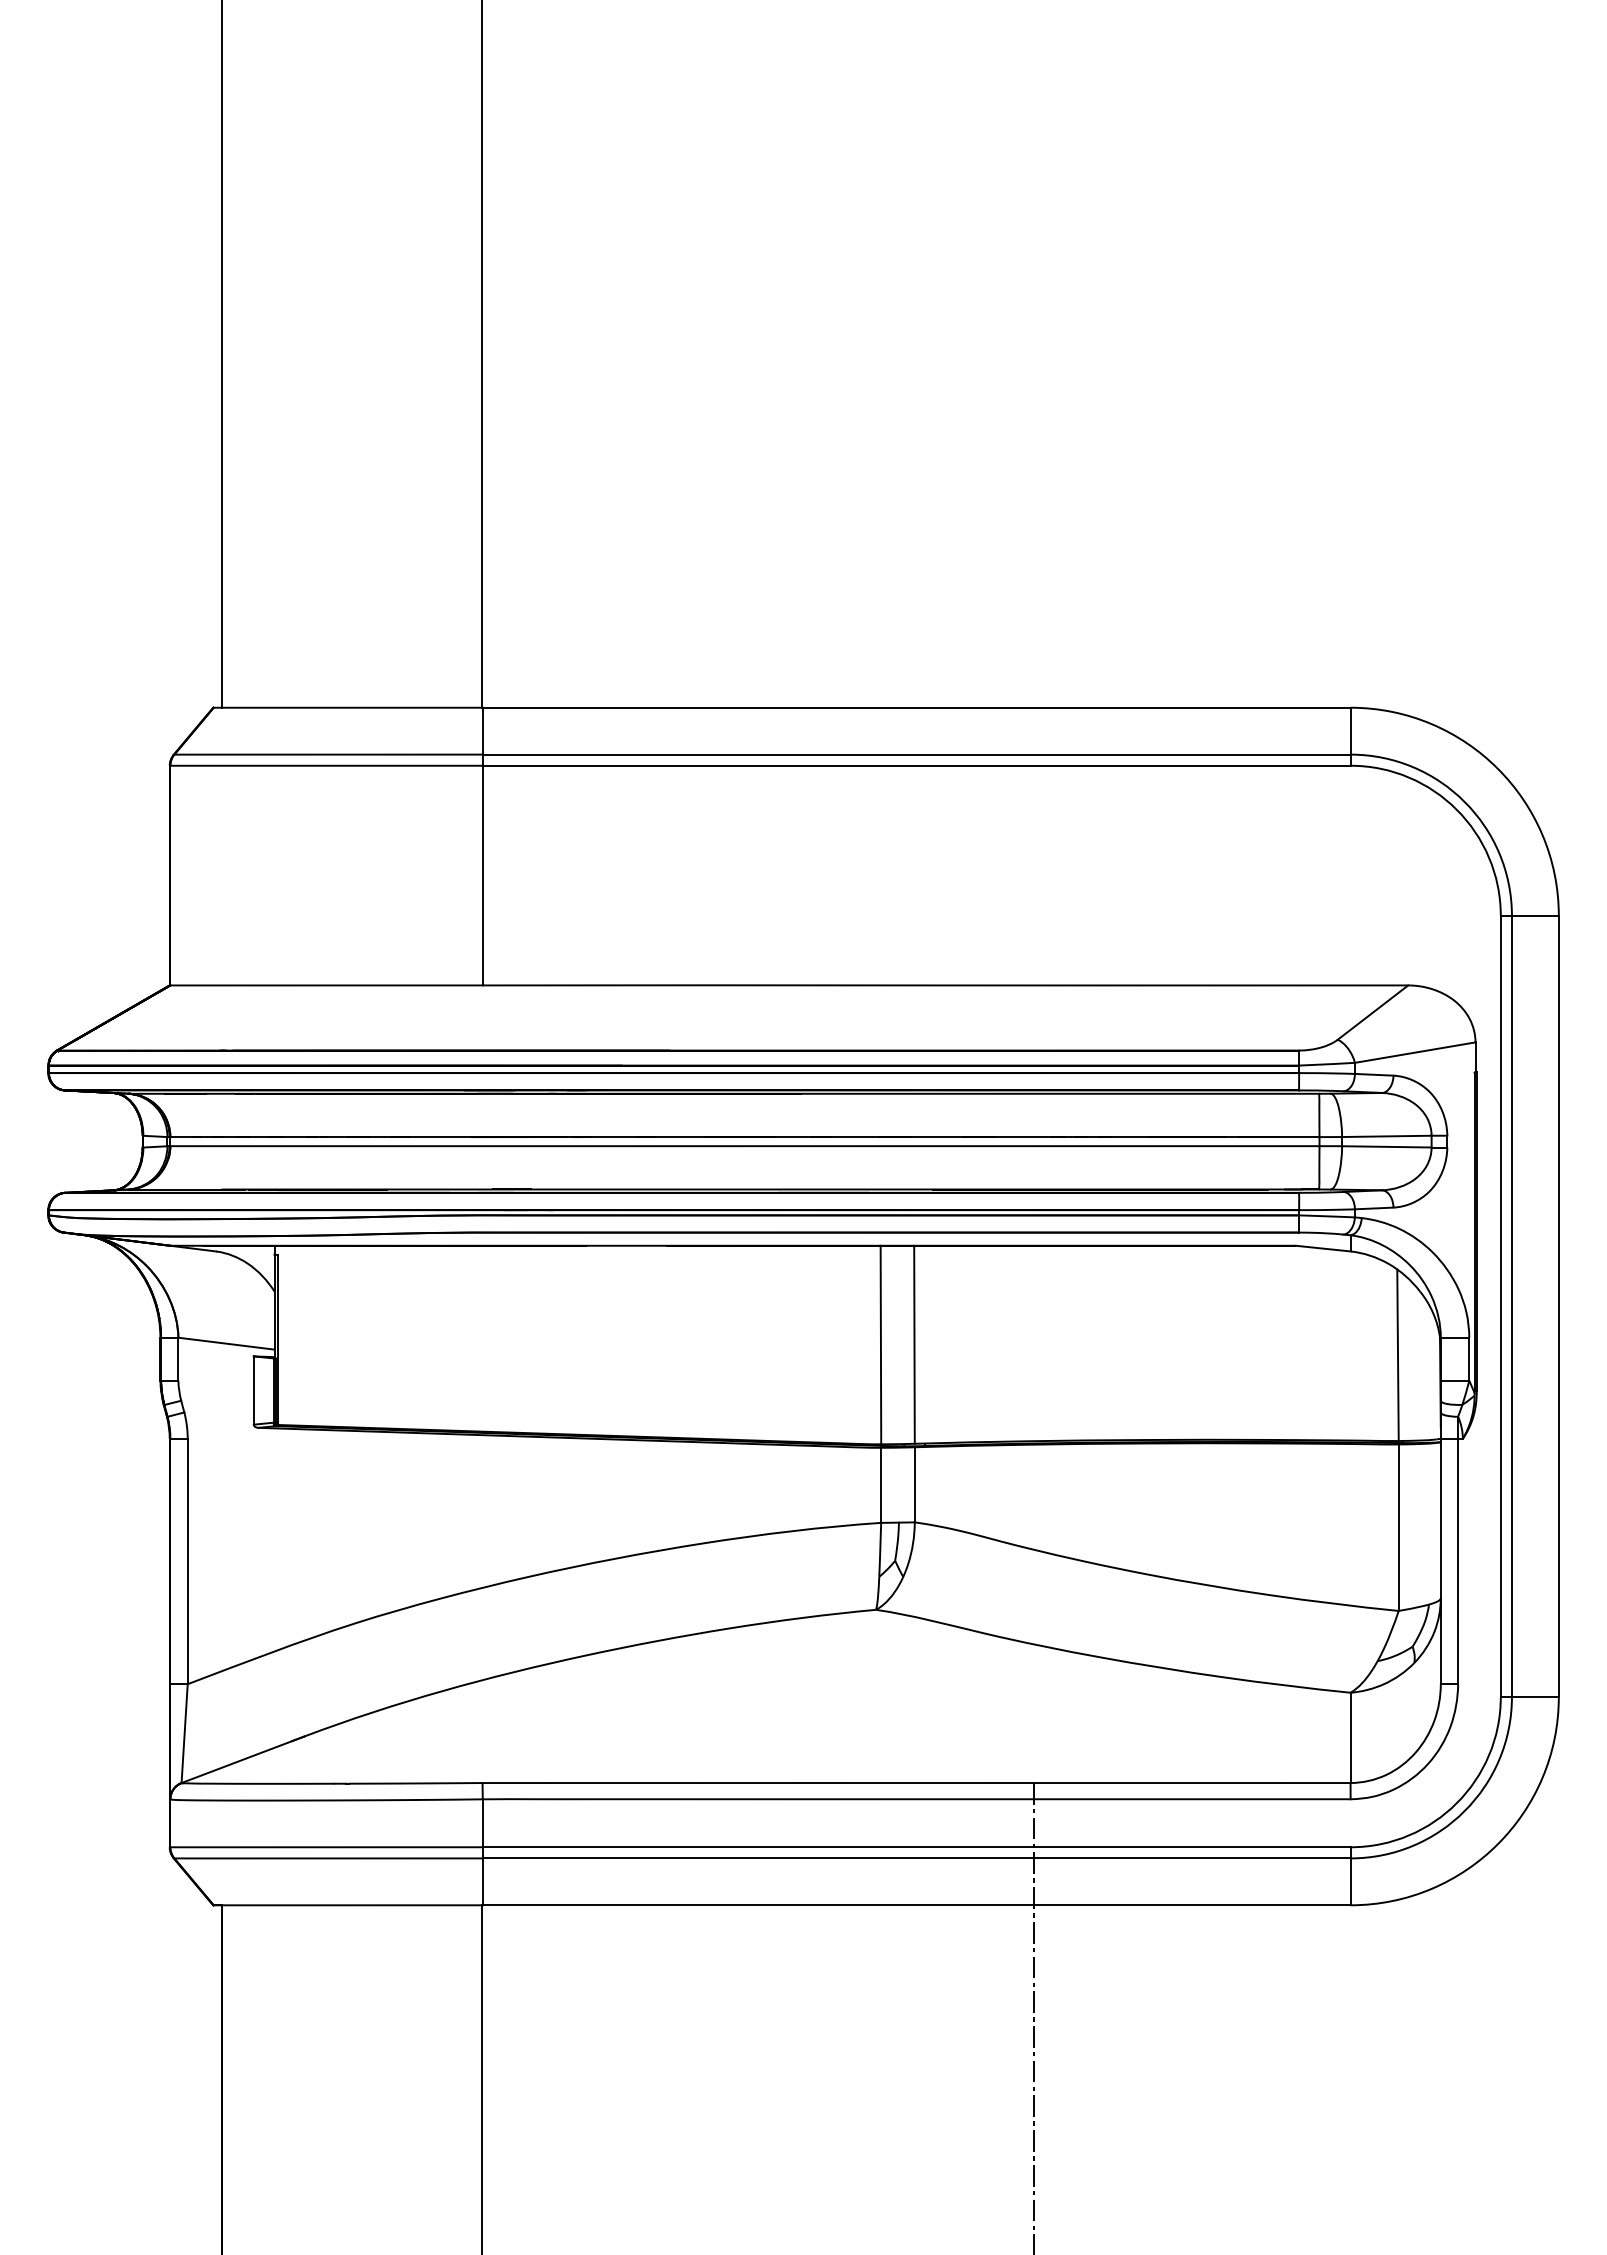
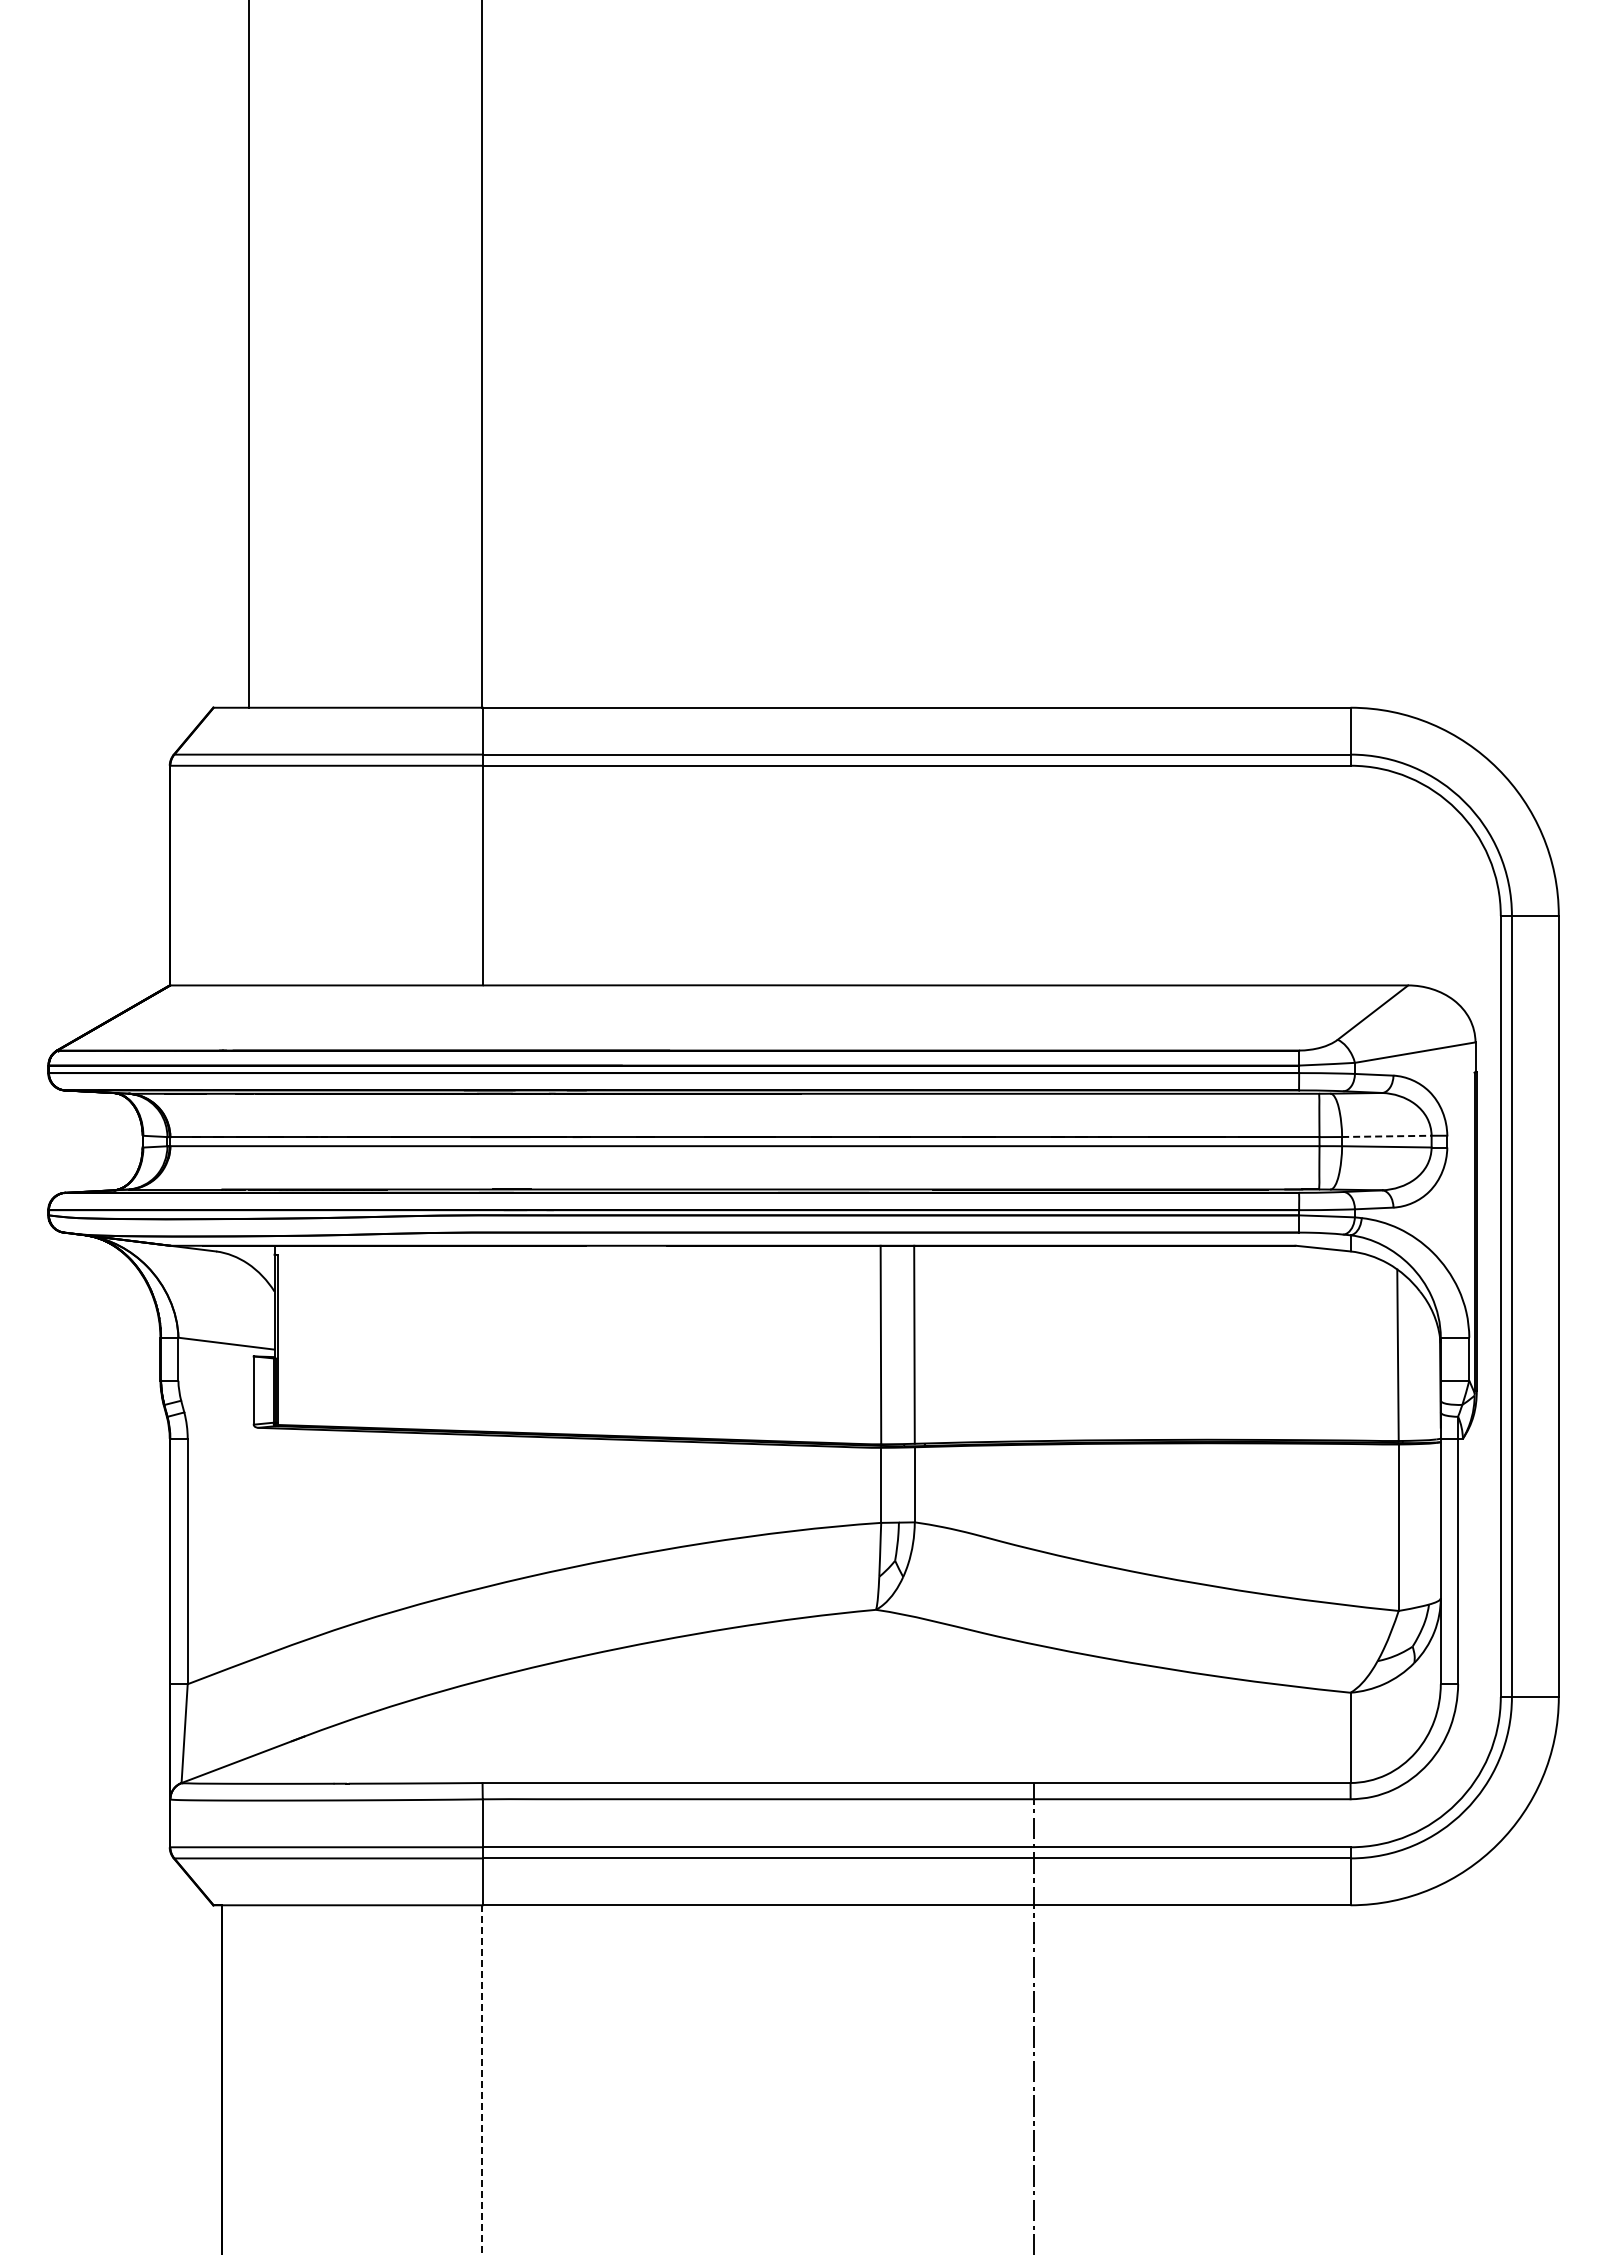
line position: (222, 354) -> (249, 354) (249, 354)
line: solid -> dashed (1386, 1136)
line: solid -> dashed (482, 2080)
